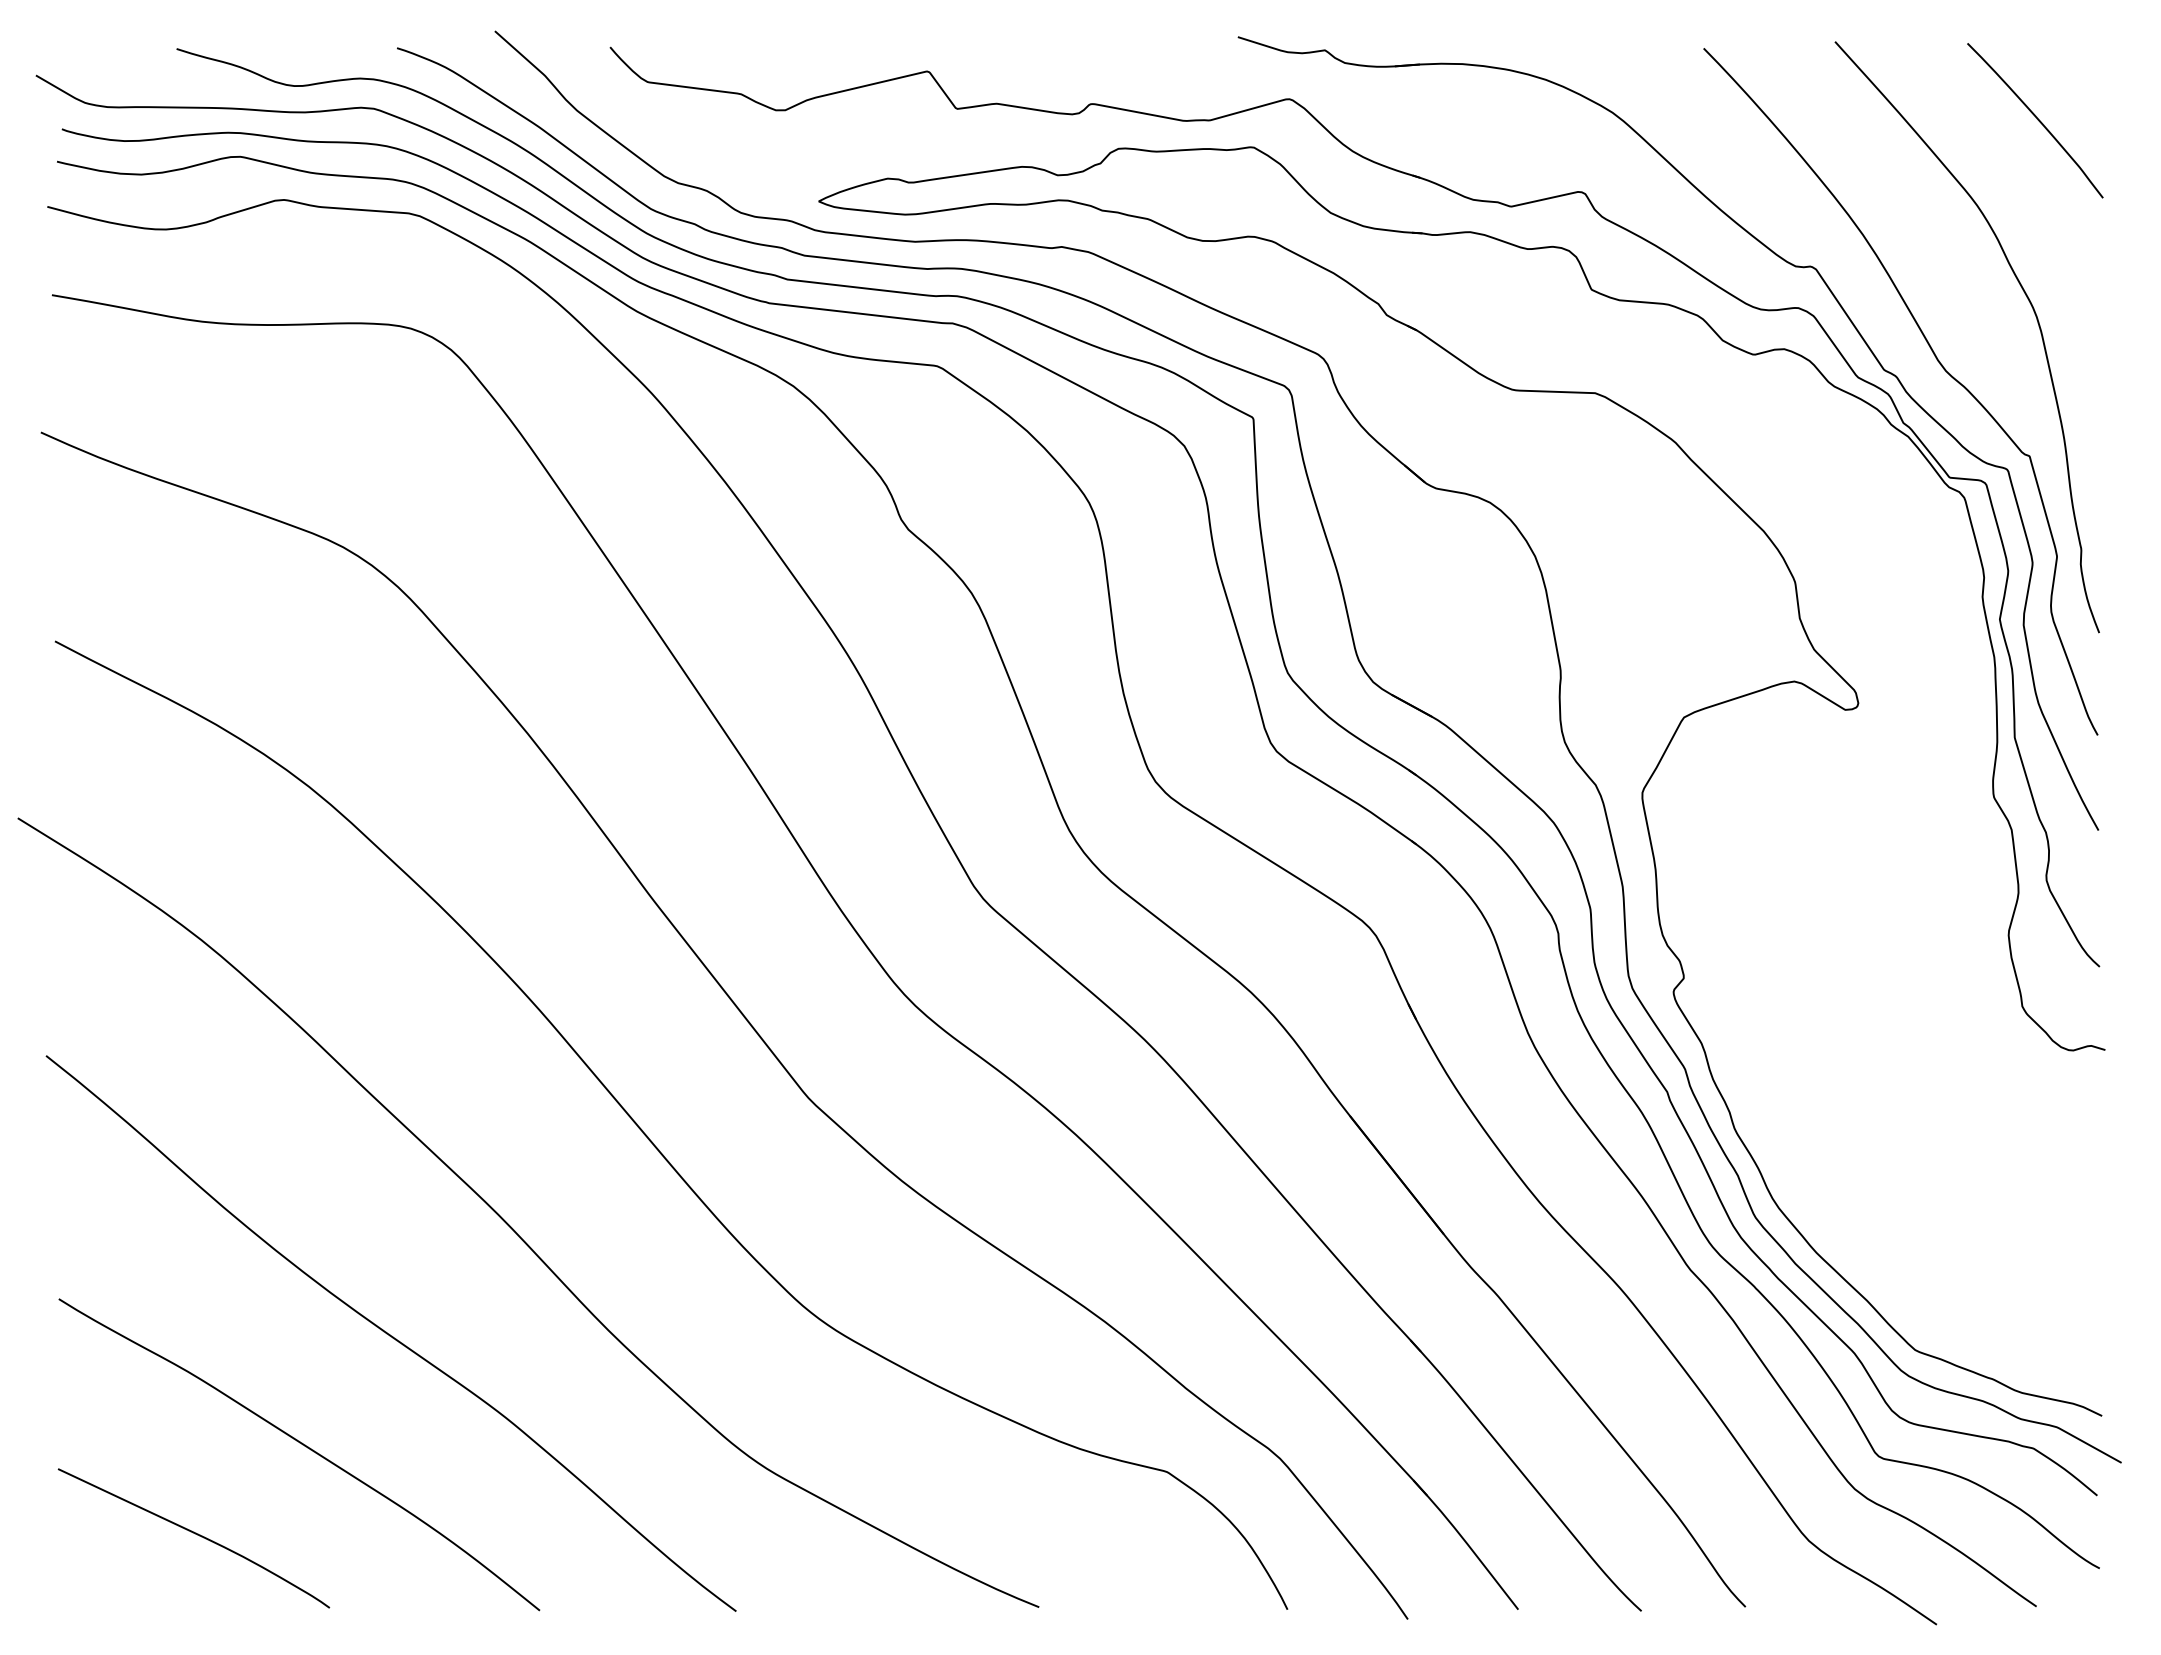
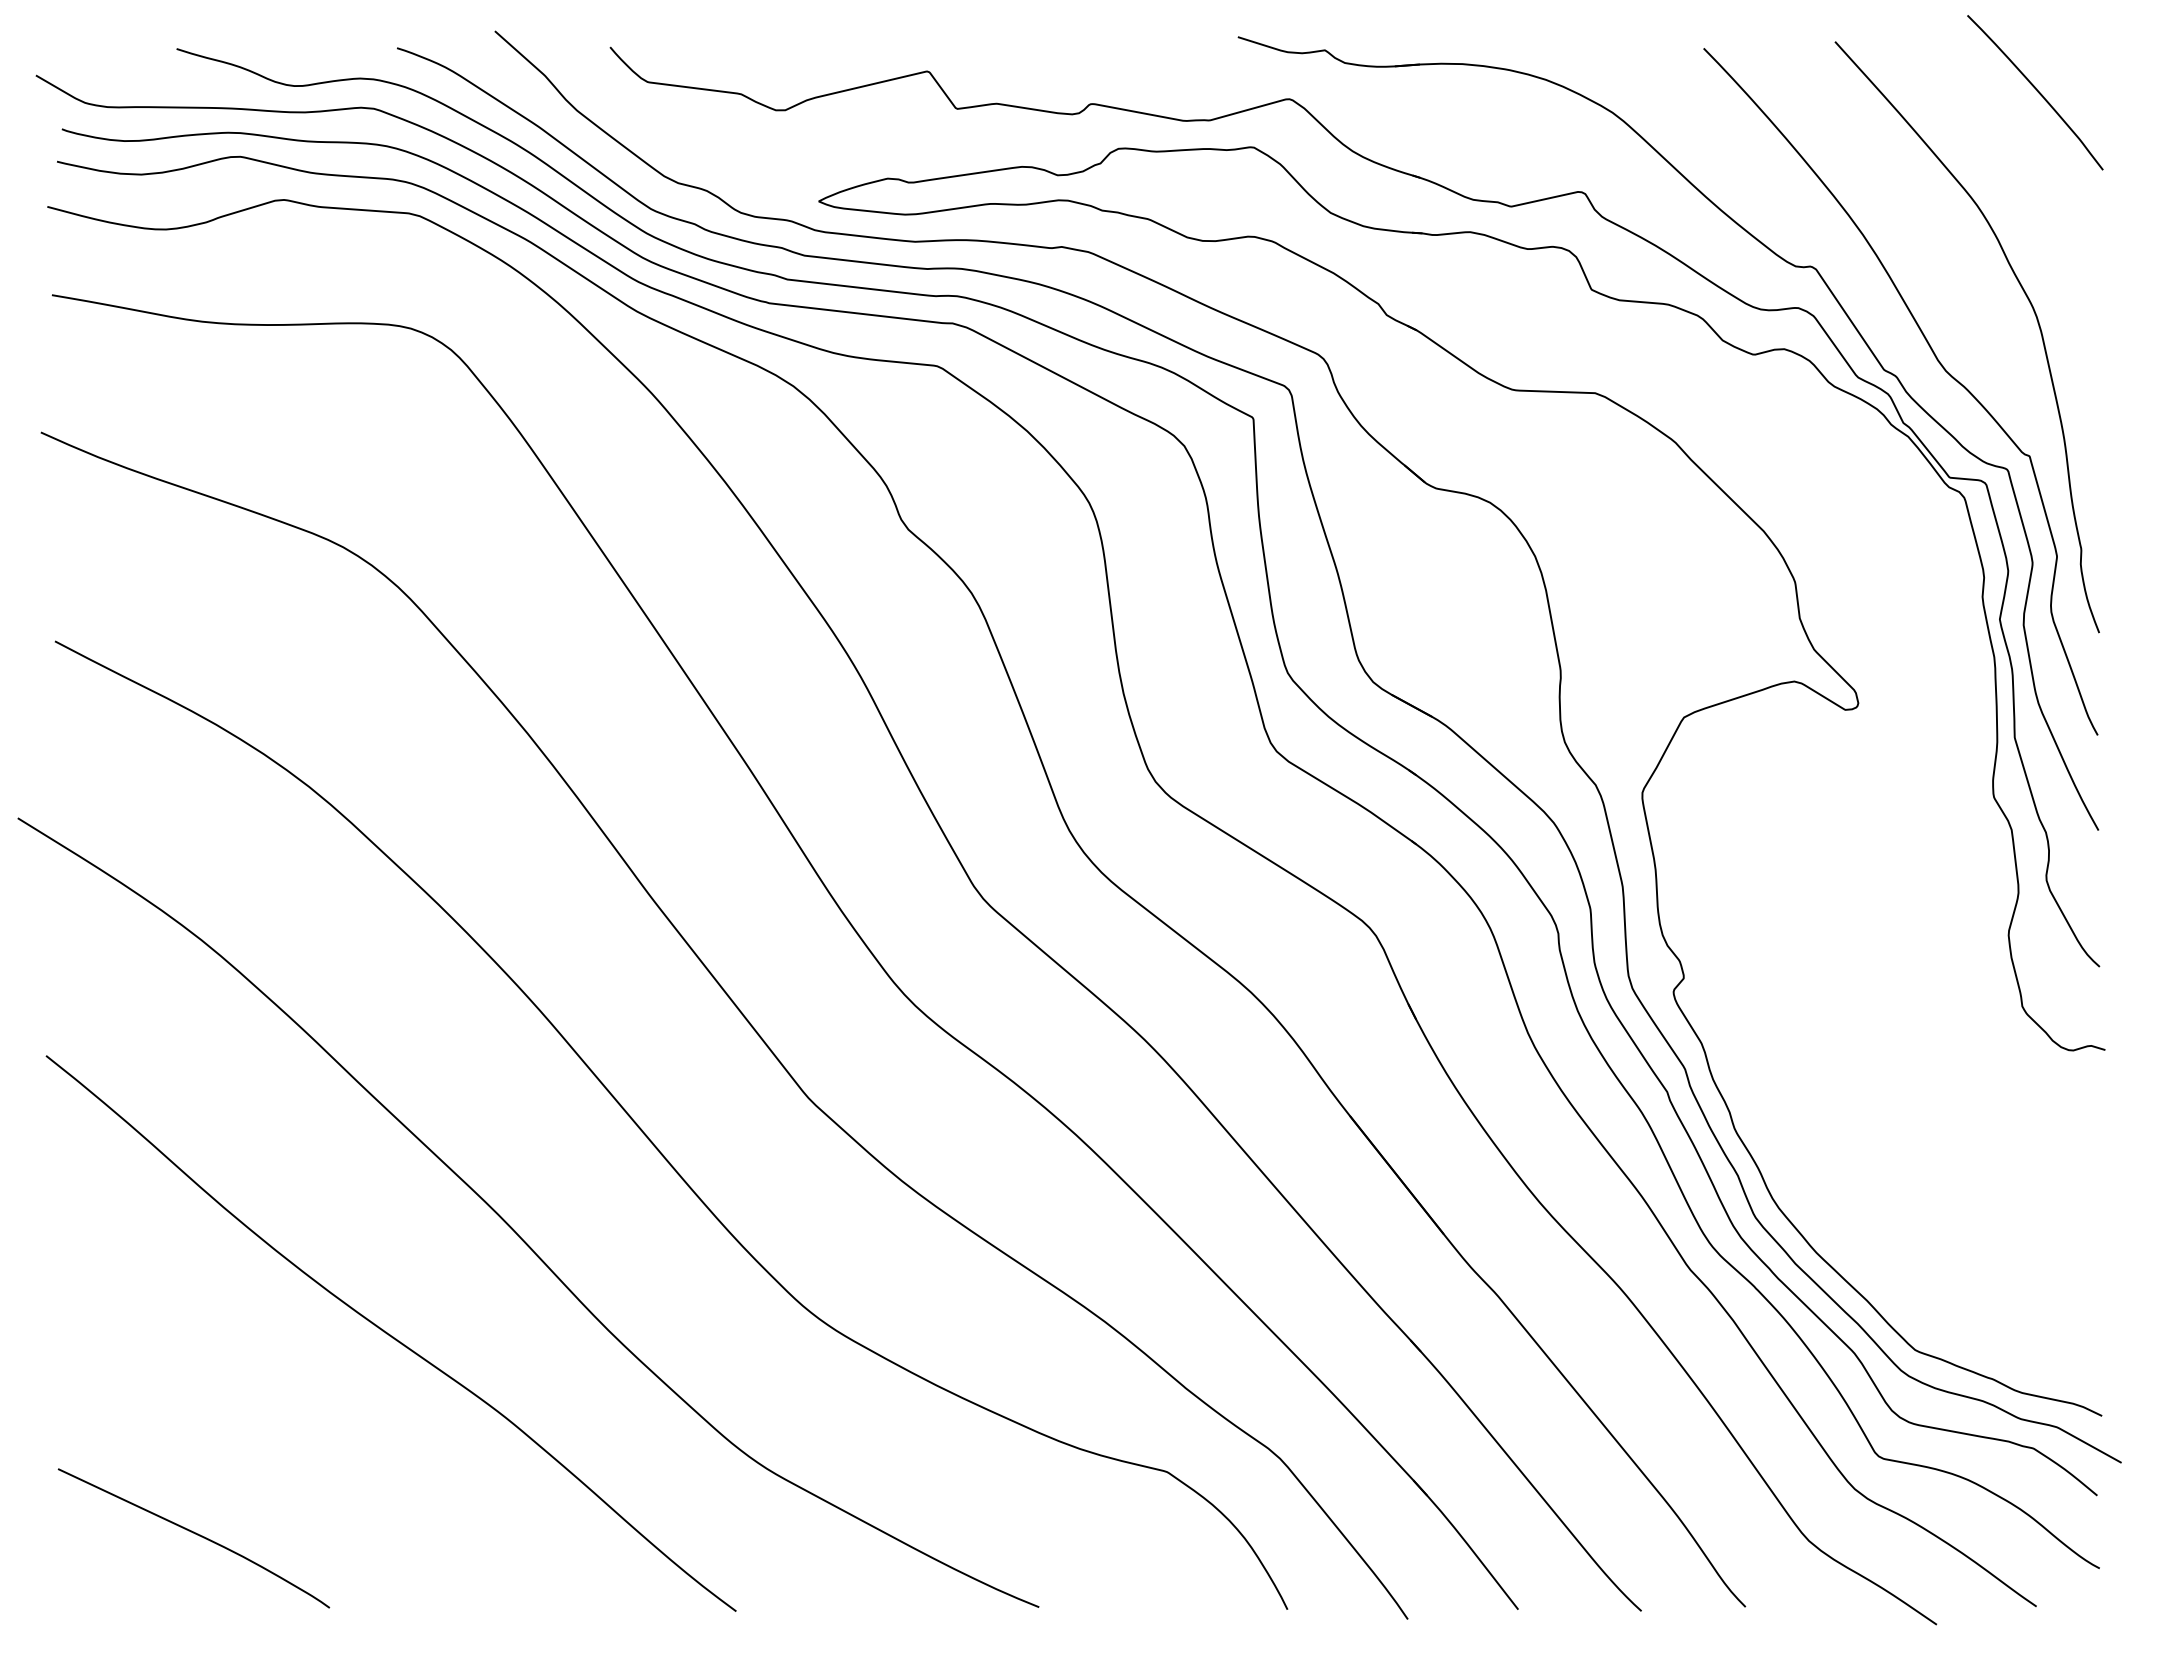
curve position: (2037, 120) -> (2037, 92) (2037, 92)
curve: present -> none (304, 1446)
